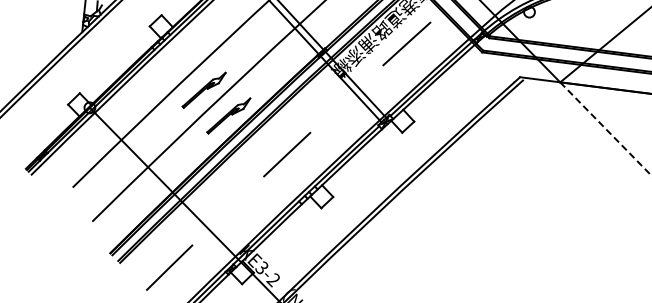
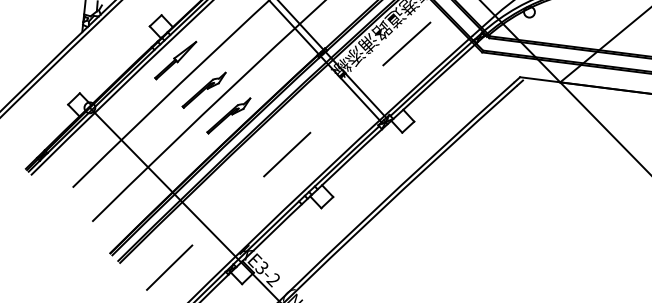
part: none -> present (175, 60)
line: dashed -> solid (606, 129)
